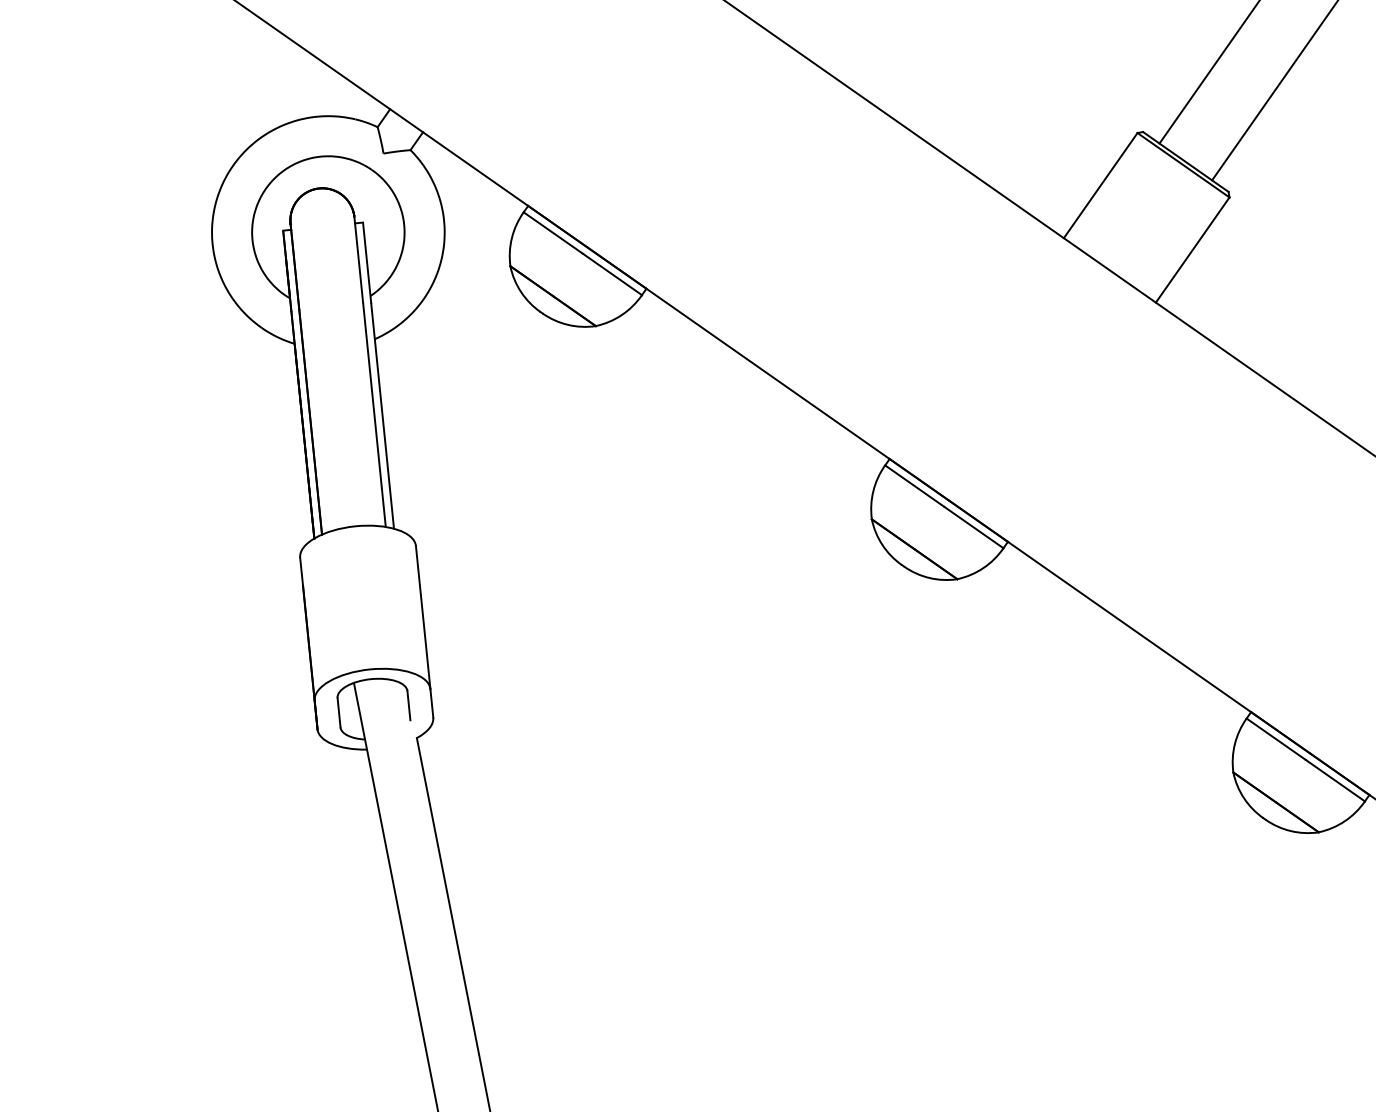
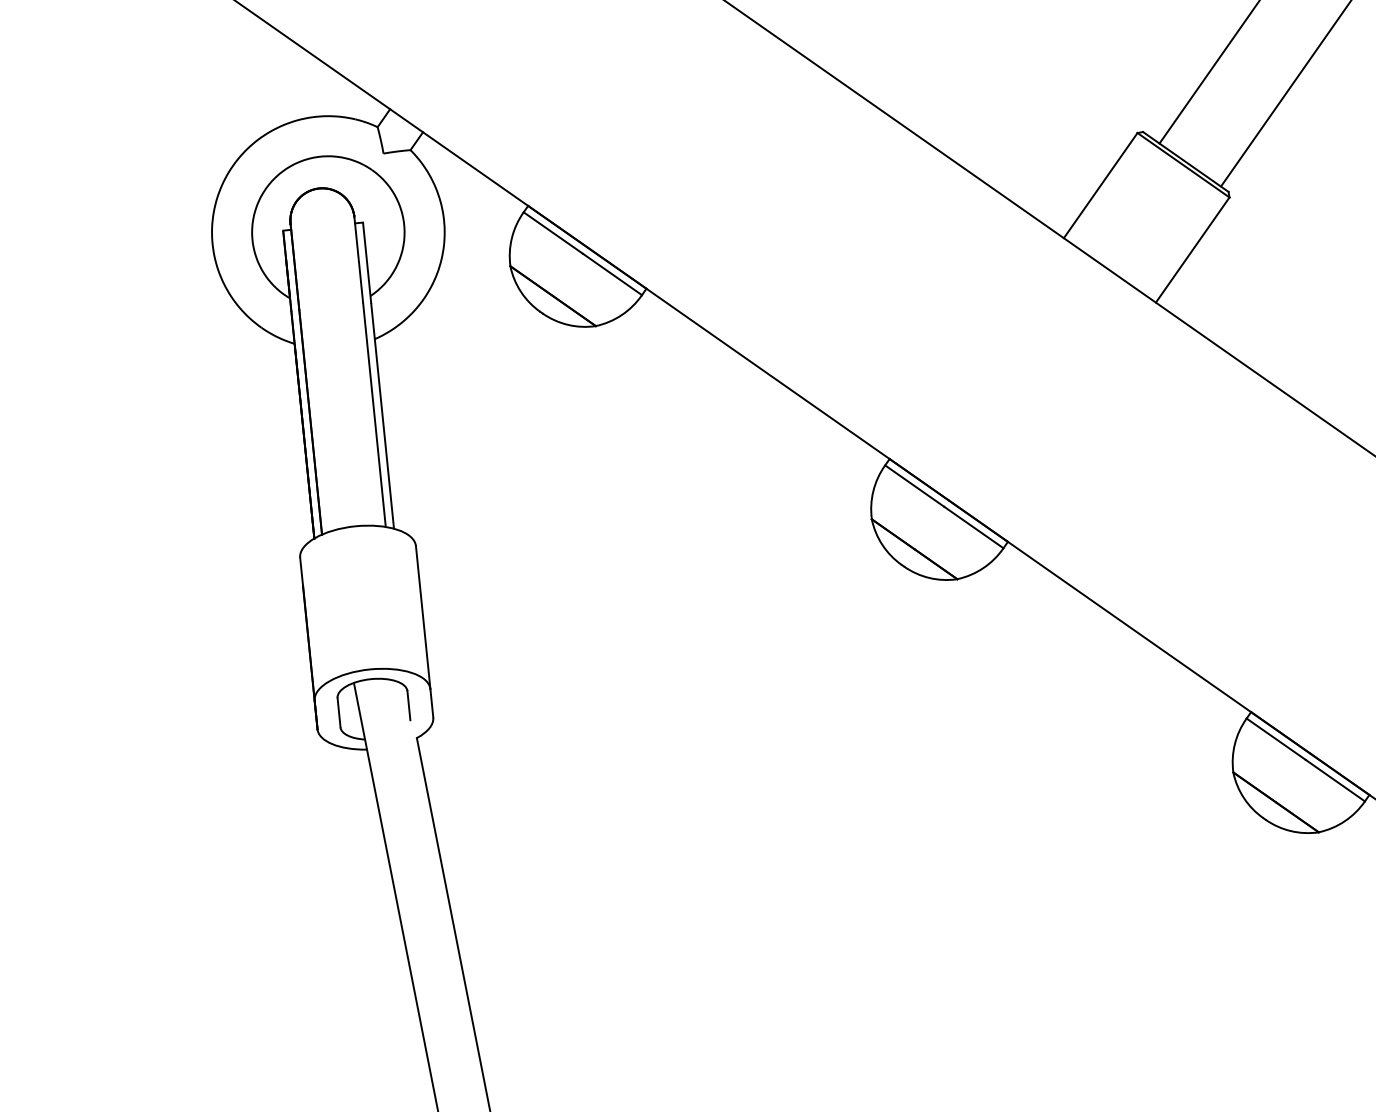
line position: (1274, 91) -> (1285, 94) (1285, 94)
